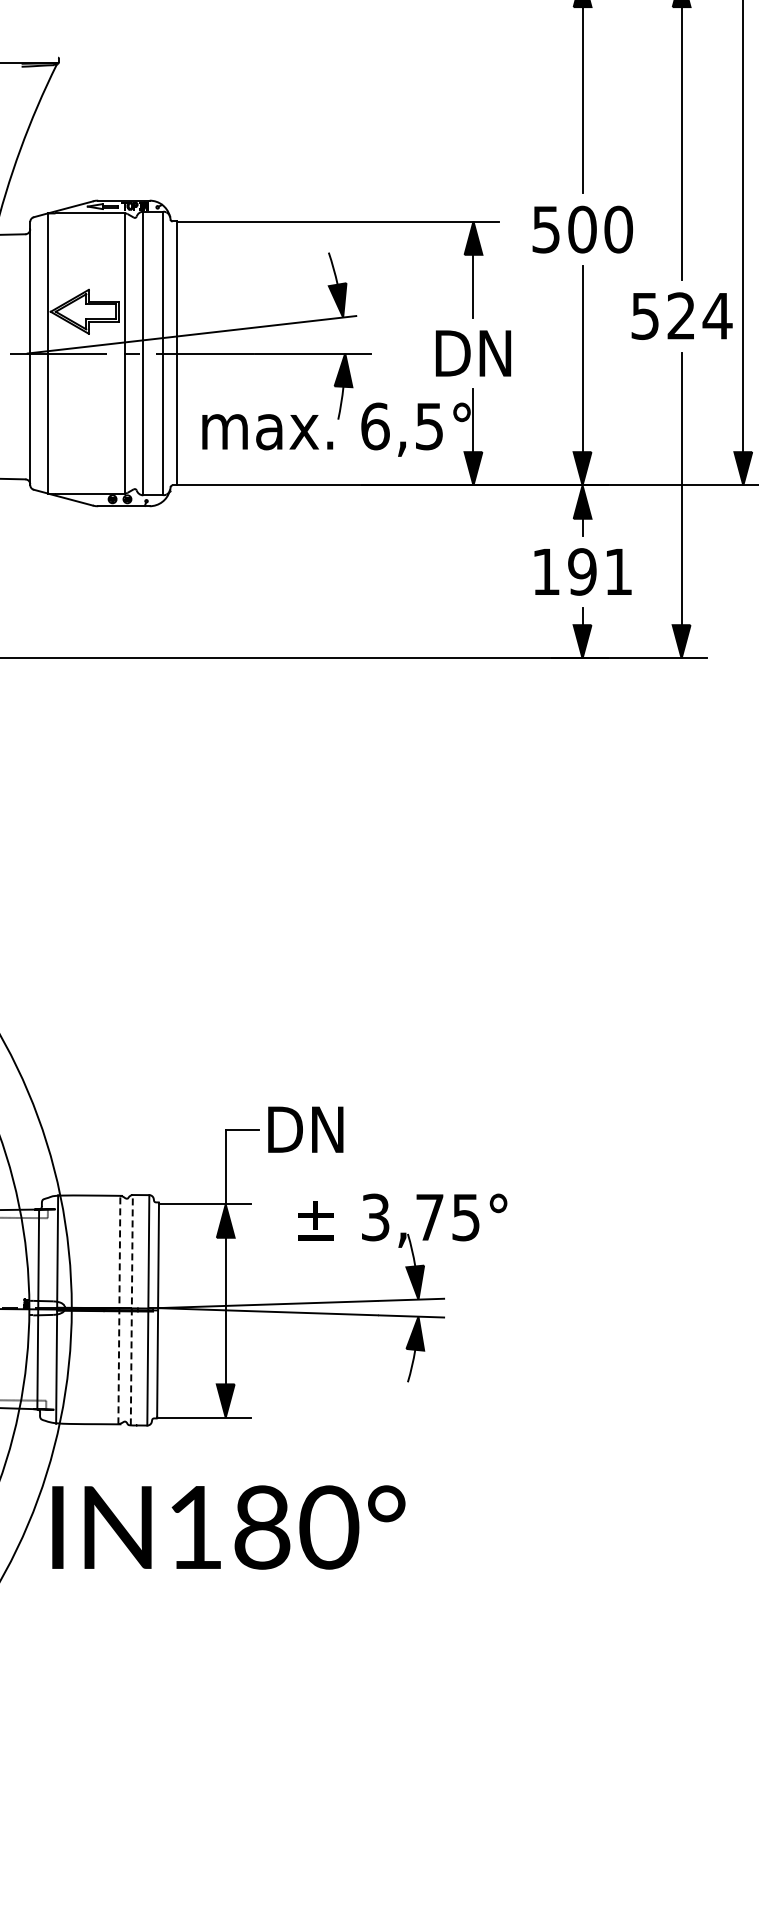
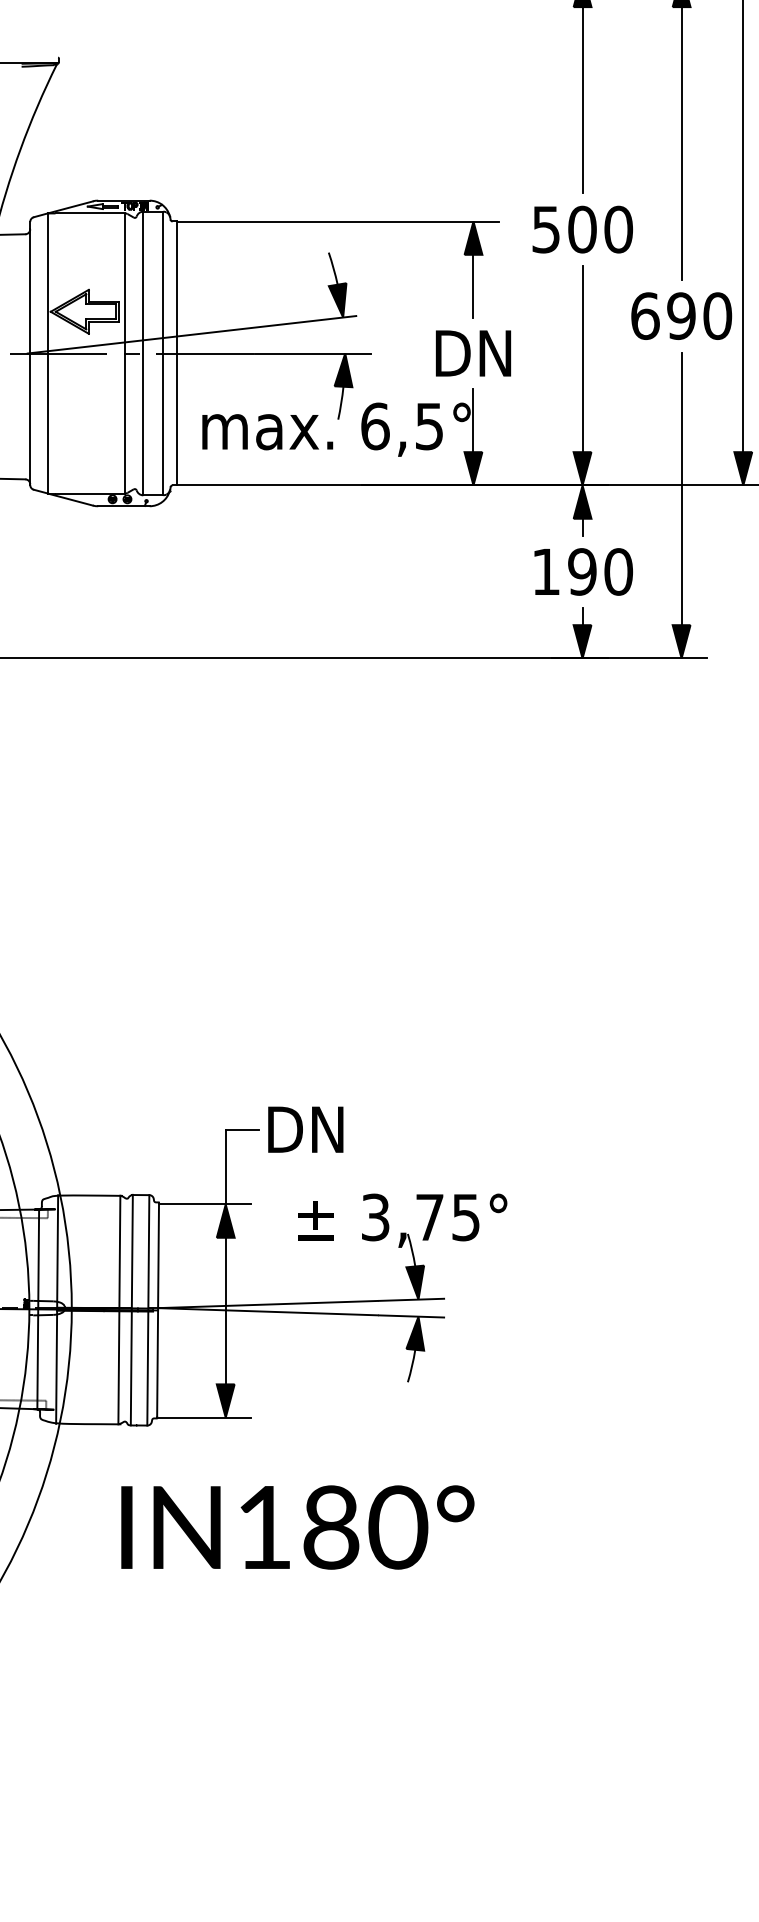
text: 524 -> 690 (681, 315)
text: 191 -> 190 (618, 571)
line: dashed -> solid (119, 1309)
line: dashed -> solid (131, 1309)
text position: (228, 1527) -> (297, 1527) (297, 1527)
